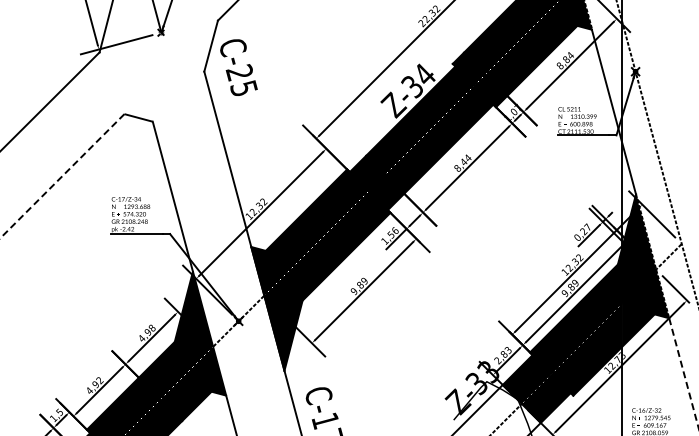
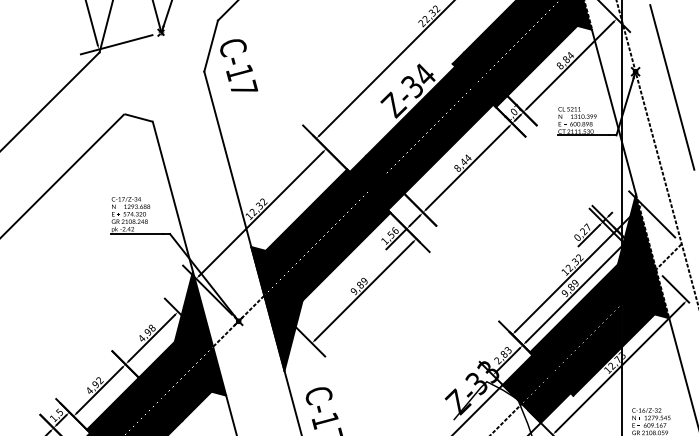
text: C-25 -> C-17 (241, 79)
line: none -> present (672, 87)
line: dashed -> solid (62, 176)
line: dashed -> solid (684, 374)
